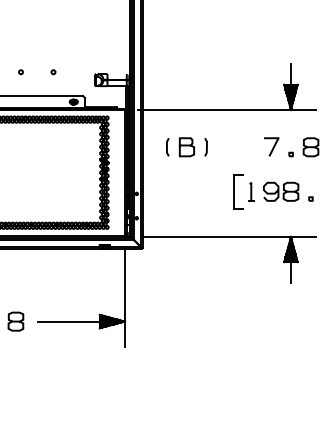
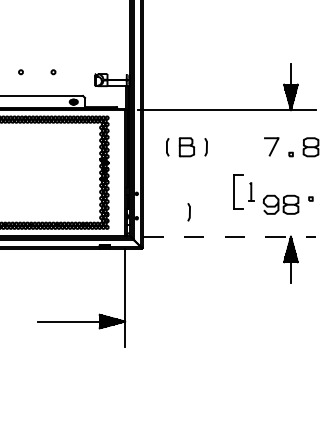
part position: (280, 191) -> (280, 204) (280, 204)
curve: none -> present (189, 212)
line: solid -> dashed (230, 236)
curve: present -> none (15, 321)
